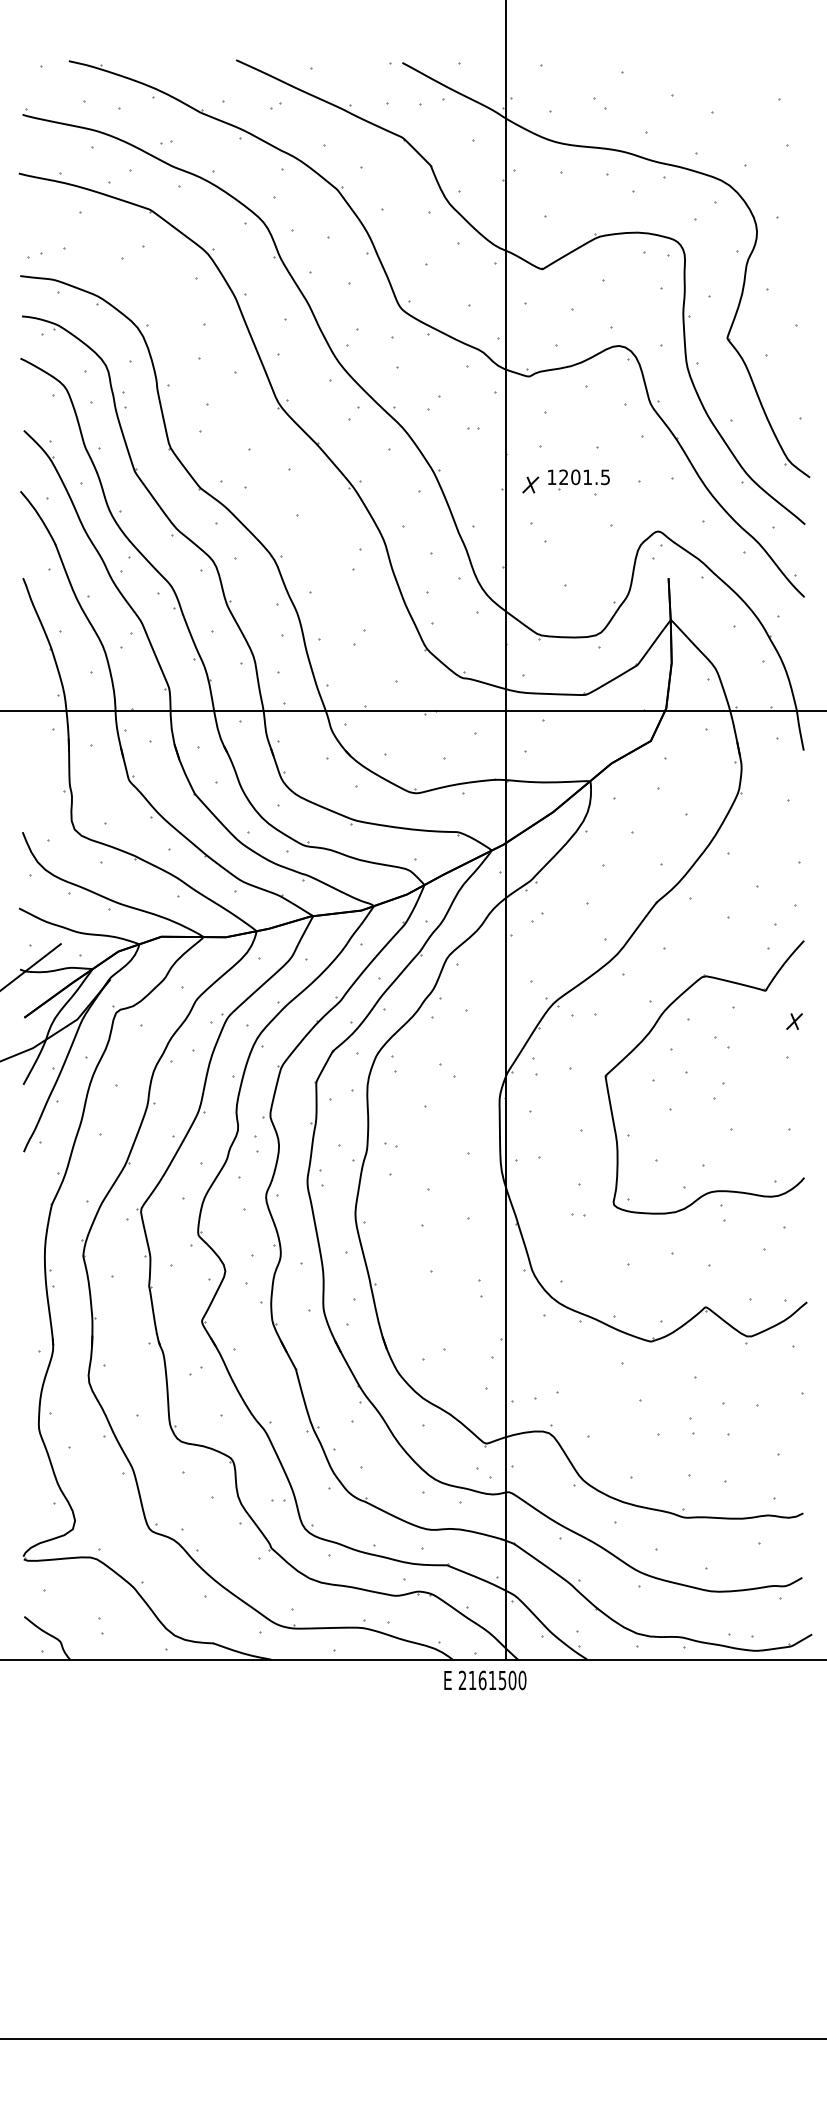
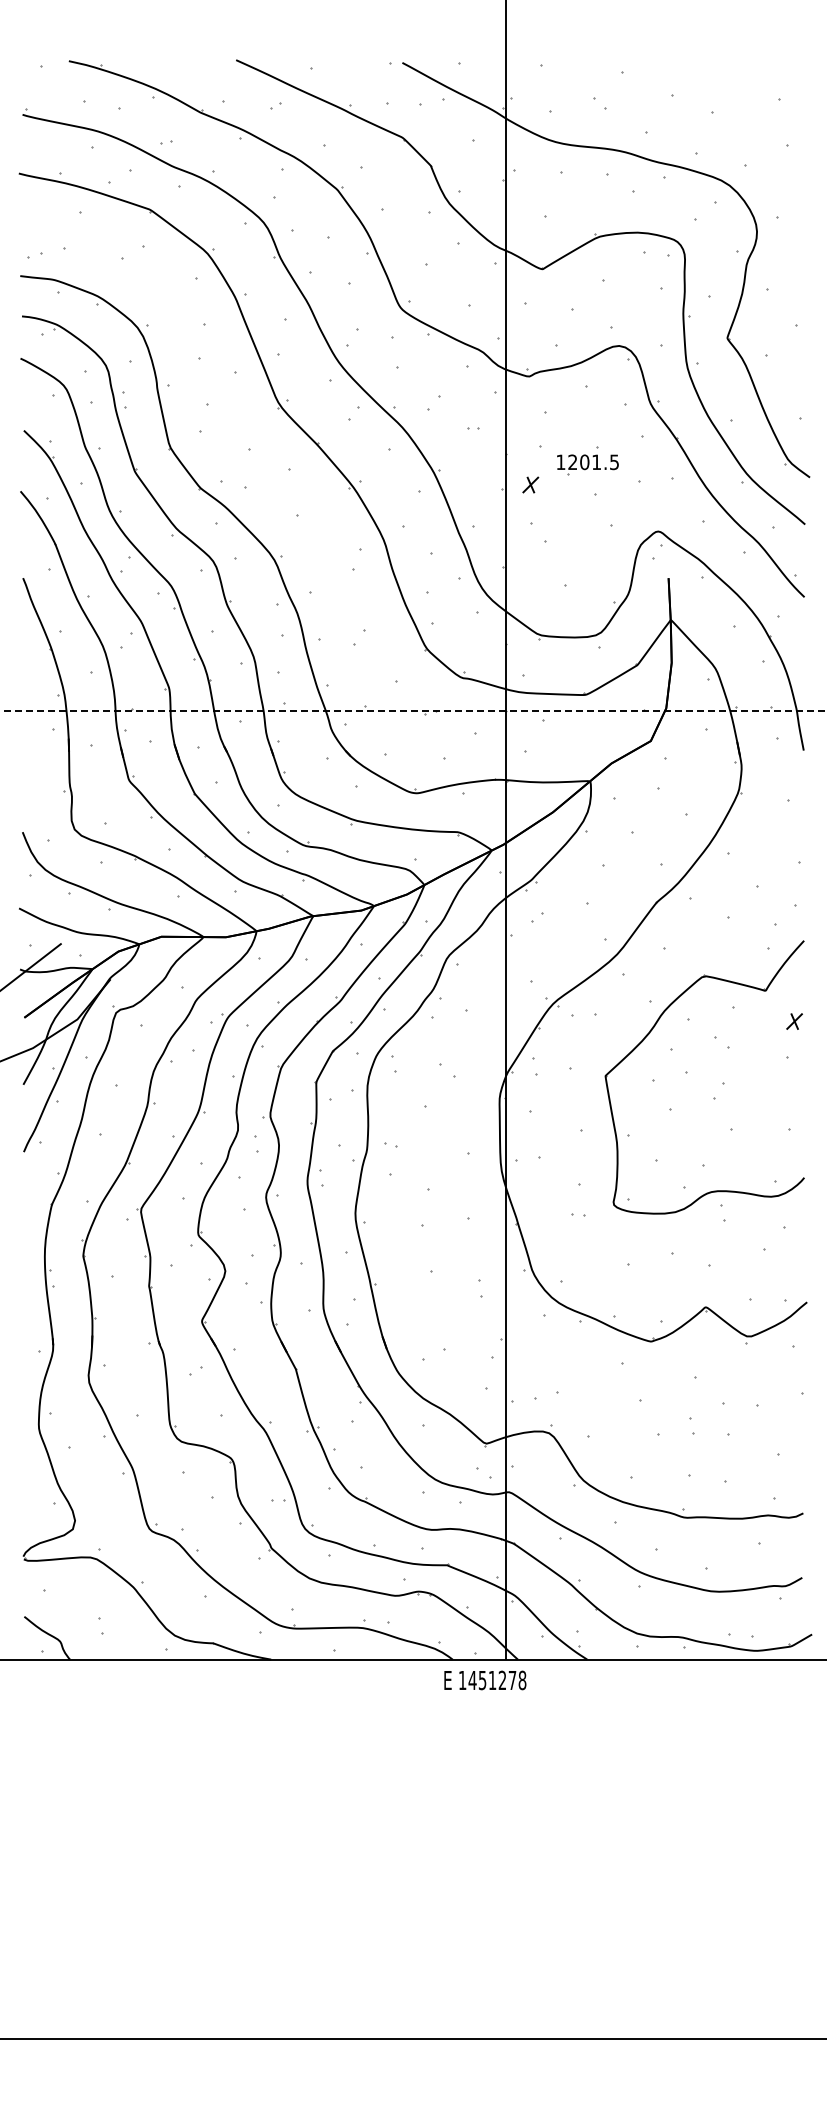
part position: (578, 479) -> (587, 464) (587, 464)
line: solid -> dashed (413, 711)
text: 2161500 -> 1451278 (492, 1680)
